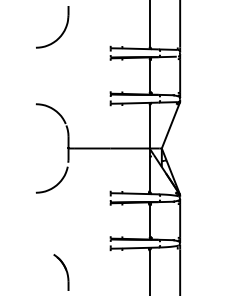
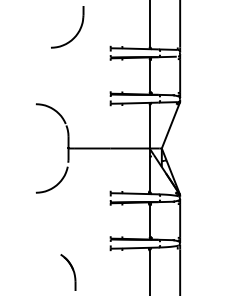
part position: (61, 33) -> (76, 33) (76, 33)
part position: (61, 272) -> (68, 272) (68, 272)
